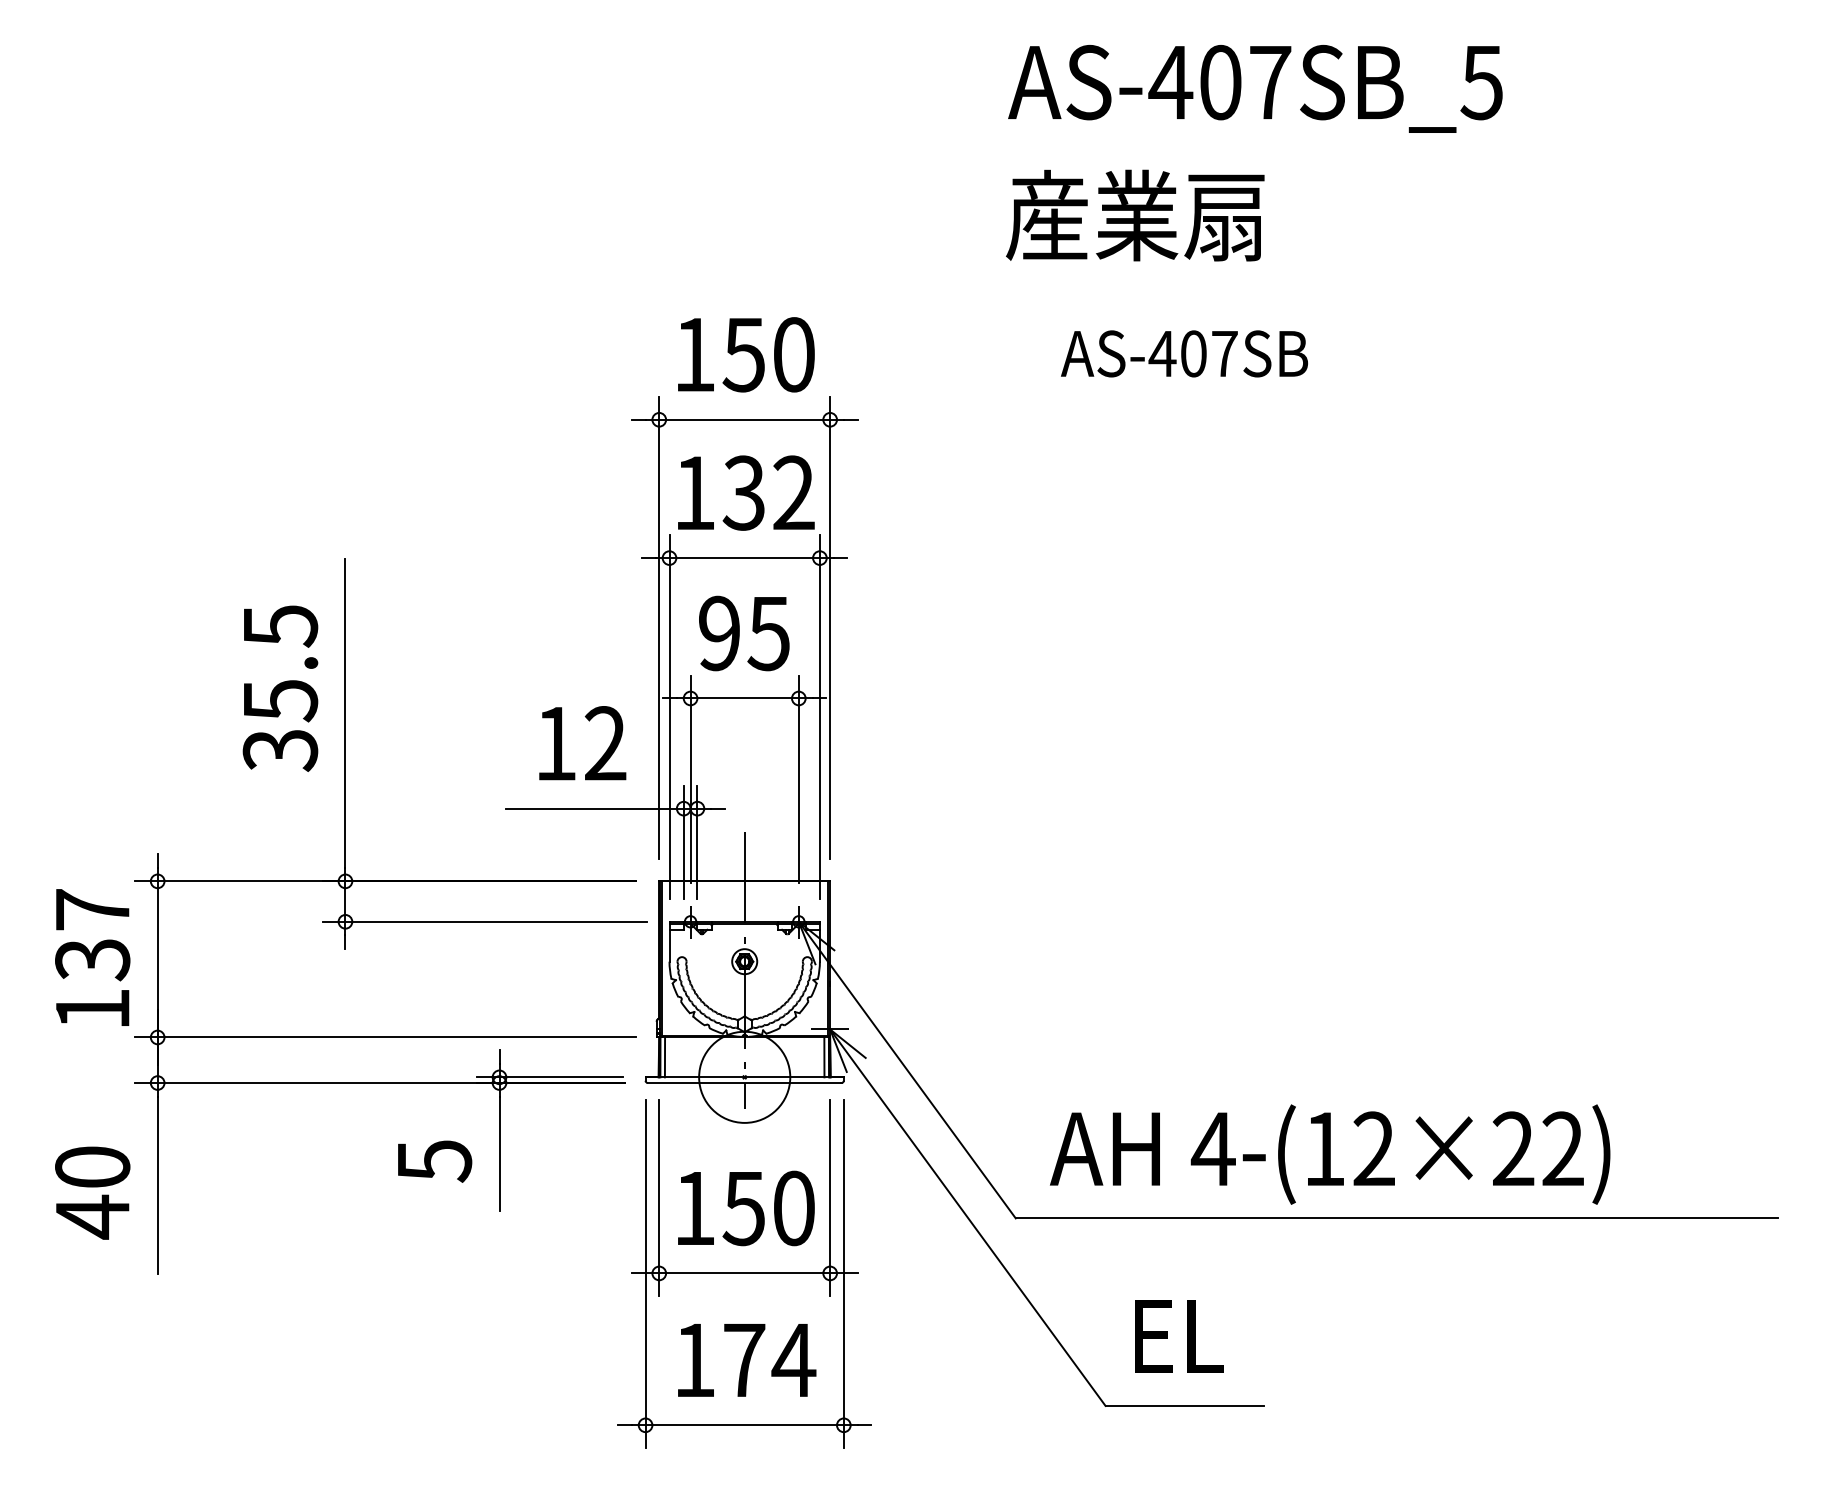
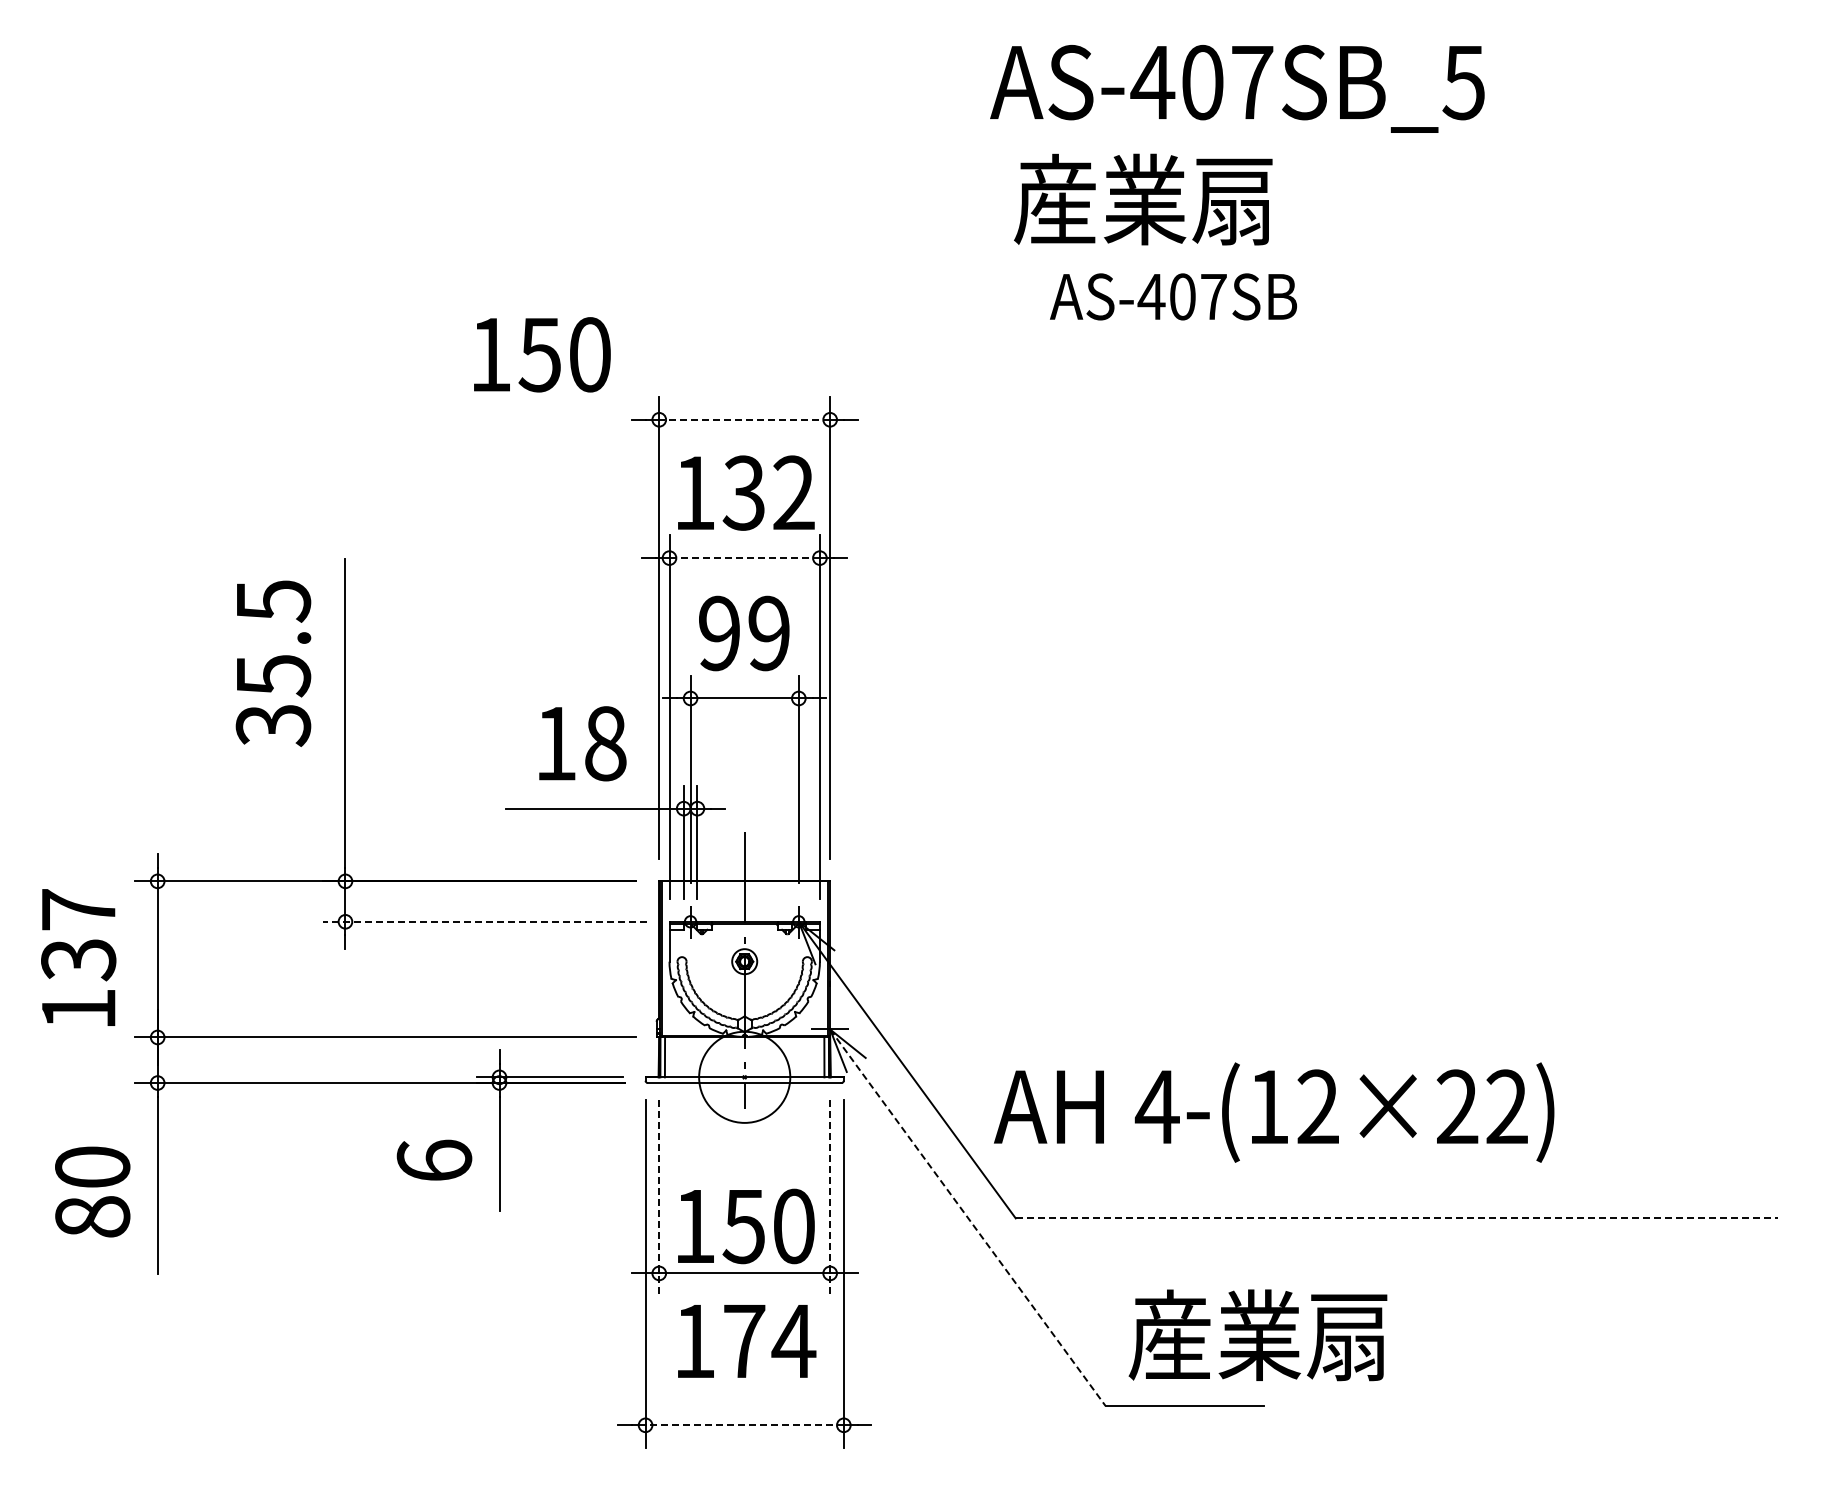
text position: (1255, 88) -> (1237, 88) (1237, 88)
text position: (1135, 215) -> (1143, 199) (1143, 199)
text position: (1184, 353) -> (1173, 296) (1173, 296)
text position: (746, 354) -> (542, 354) (542, 354)
line: solid -> dashed (744, 419)
line: solid -> dashed (744, 558)
text: 95 -> 99 (768, 633)
text position: (280, 688) -> (273, 663) (273, 663)
text: 12 -> 18 (605, 743)
line: solid -> dashed (484, 921)
text position: (92, 957) -> (78, 957) (78, 957)
text position: (1330, 1154) -> (1274, 1112) (1274, 1112)
text: 5 -> 6 (434, 1160)
line: solid -> dashed (659, 1198)
line: solid -> dashed (830, 1198)
text position: (746, 1208) -> (746, 1226) (746, 1226)
text: 40 -> 80 (92, 1216)
line: solid -> dashed (968, 1218)
line: solid -> dashed (1397, 1218)
text: EL -> 産業扇 (1257, 1335)
text position: (747, 1360) -> (747, 1341) (747, 1341)
line: solid -> dashed (744, 1425)
